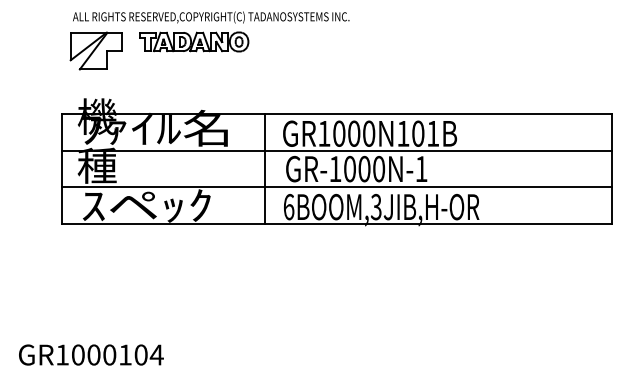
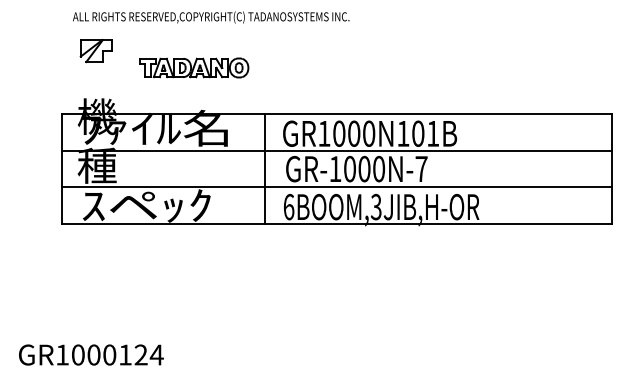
part position: (194, 41) -> (194, 67) (194, 67)
part size: 54x40 px -> 34x26 px (95, 50)
text: GR-1000N-1 -> GR-1000N-7 (421, 168)
text: GR1000104 -> GR1000124 (140, 354)
